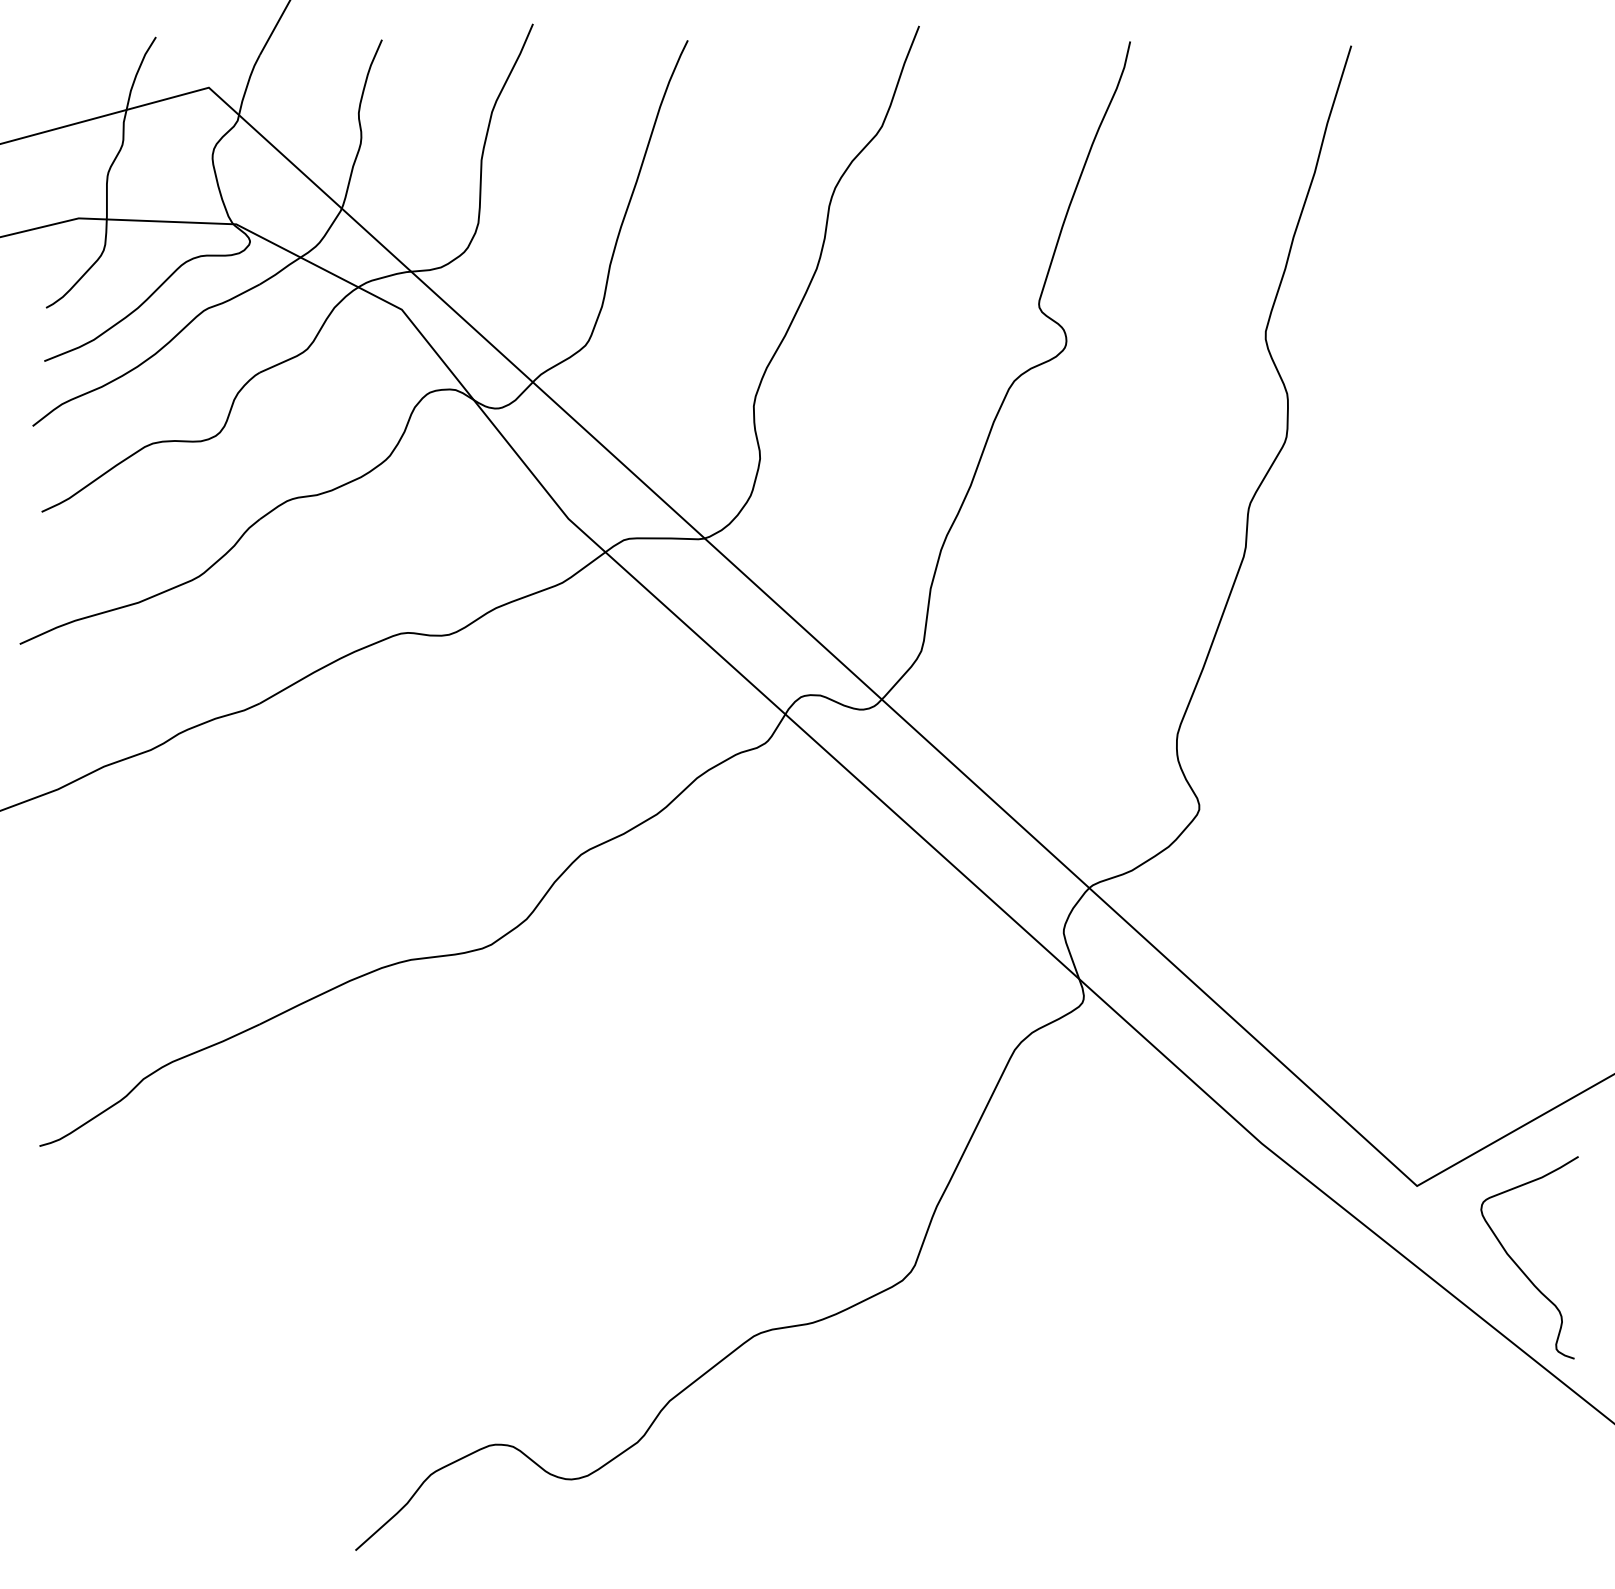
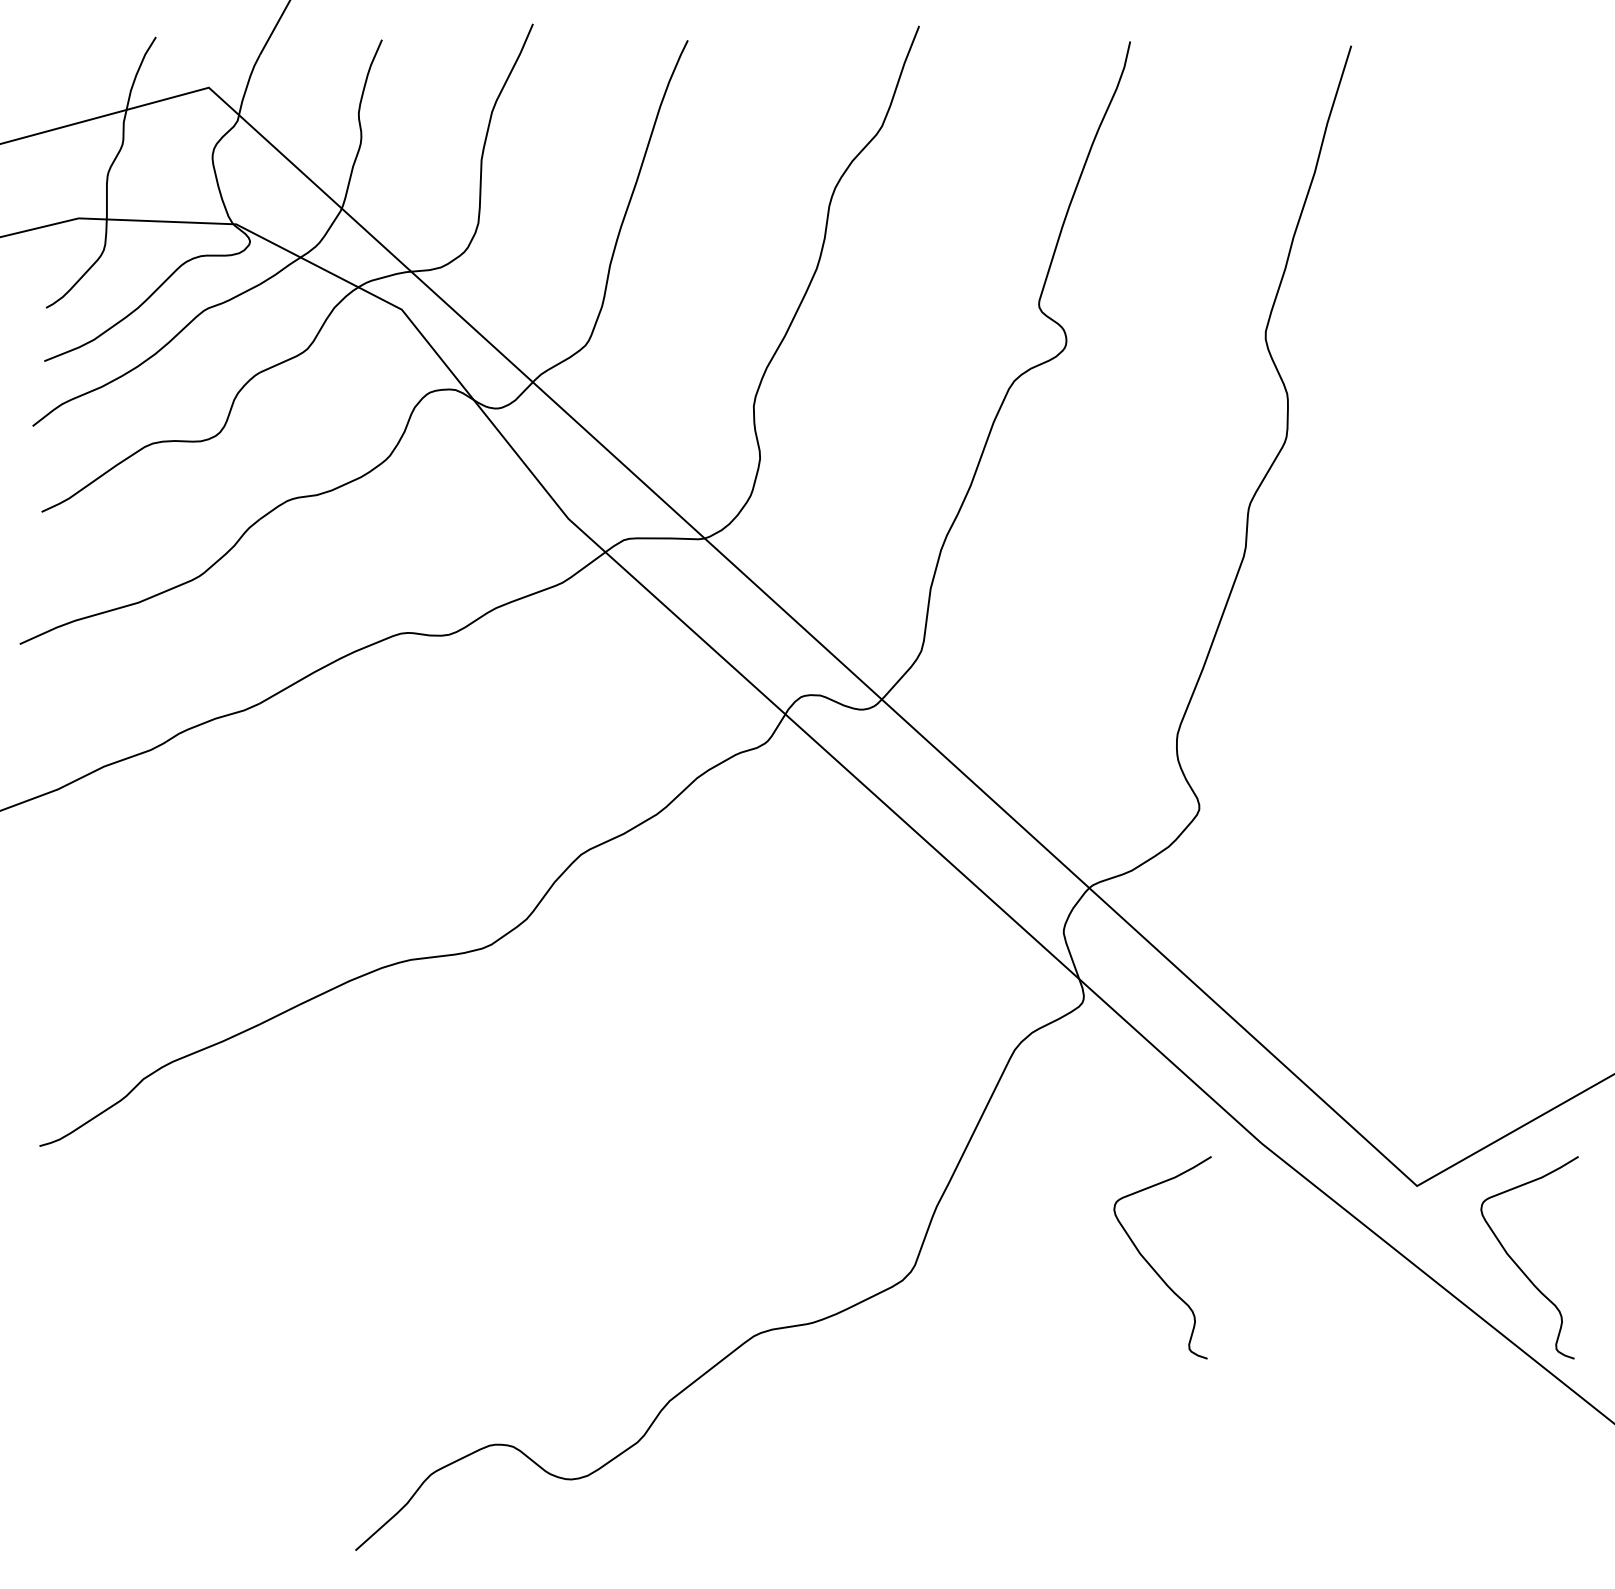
curve: none -> present (1152, 1266)
